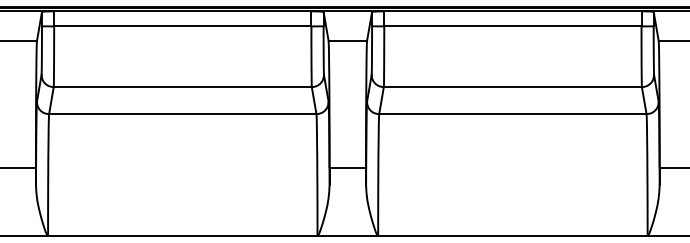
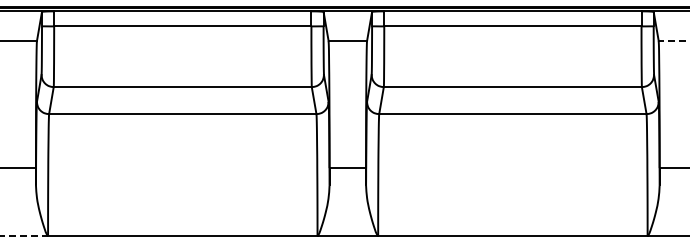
line: solid -> dashed (673, 41)
line: solid -> dashed (24, 235)
